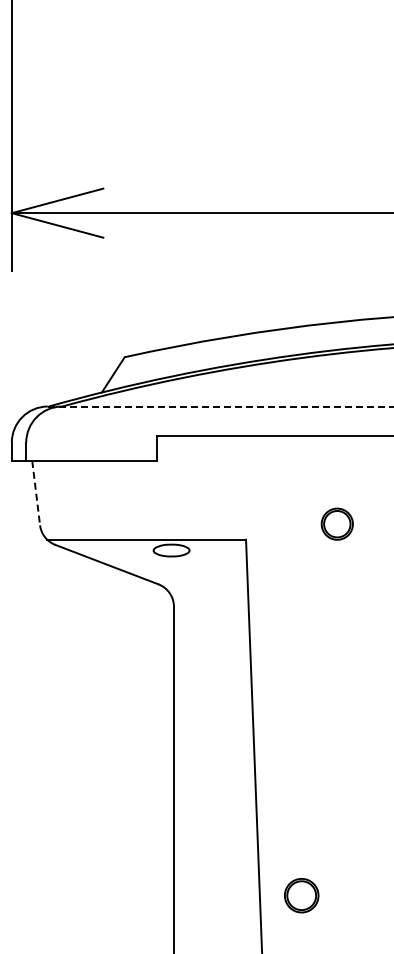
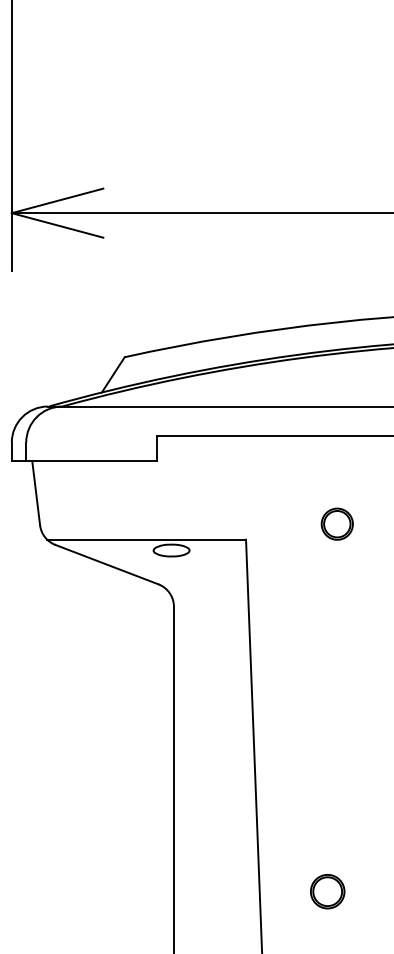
line: dashed -> solid (220, 406)
line: dashed -> solid (36, 493)
part position: (301, 895) -> (327, 891) (327, 891)
